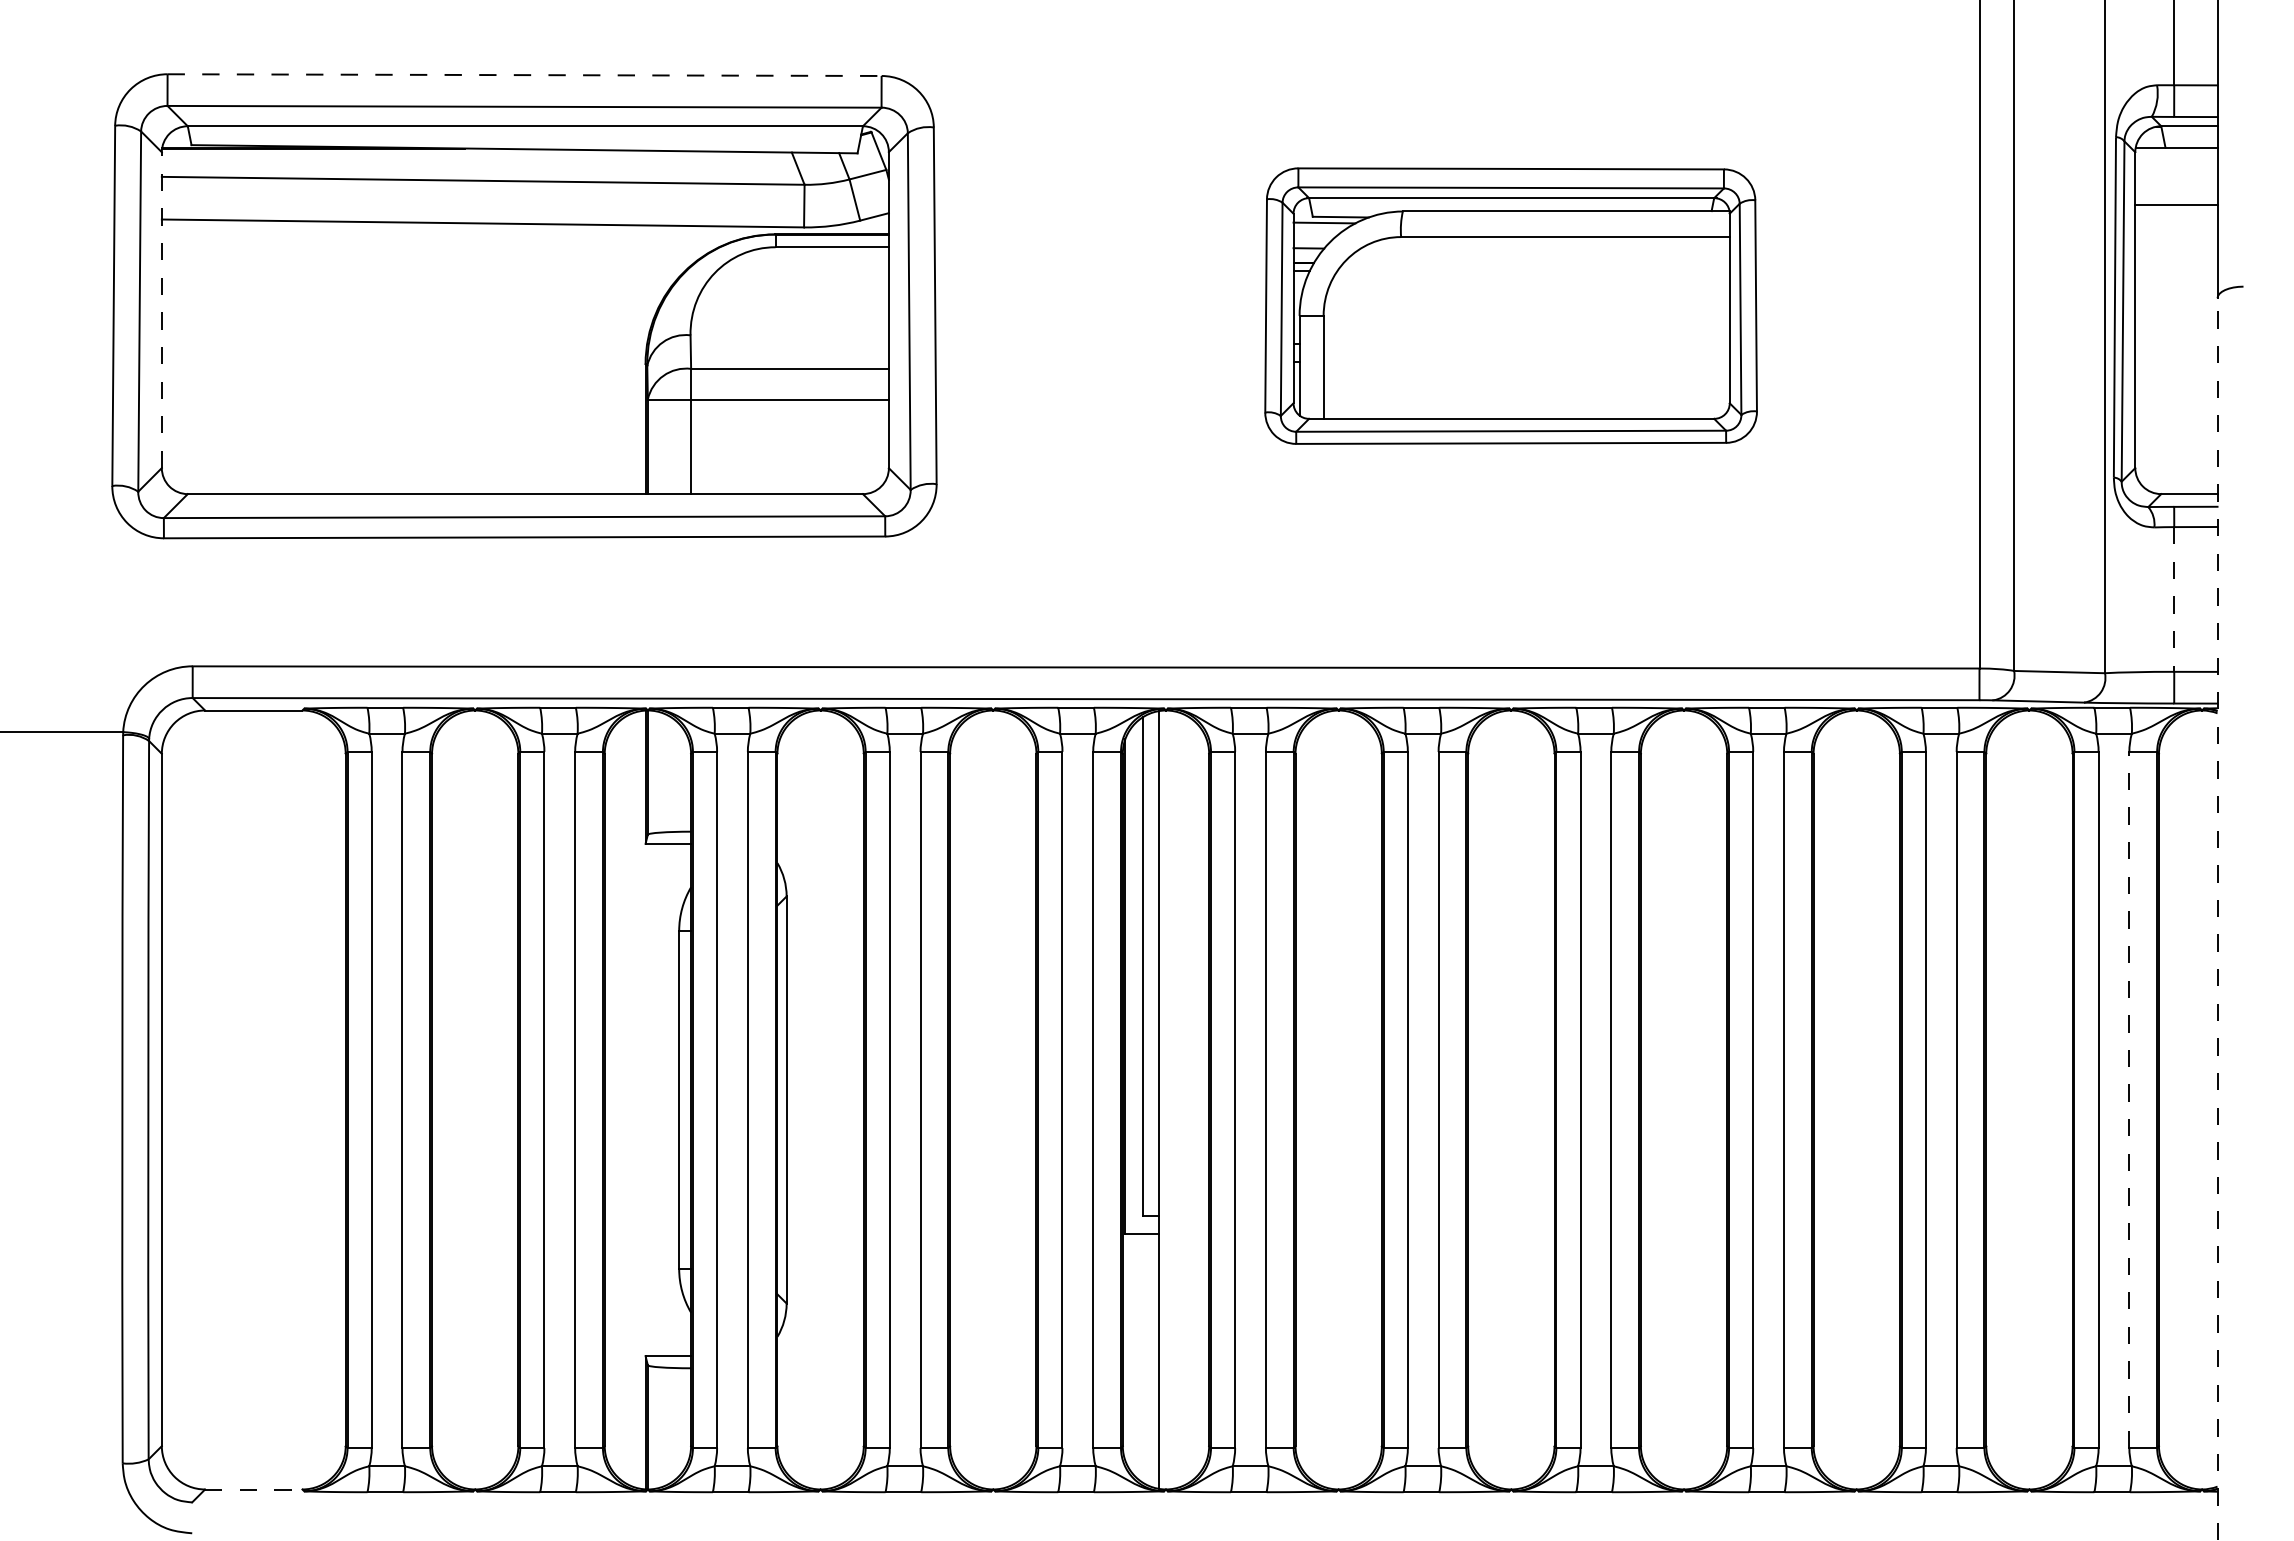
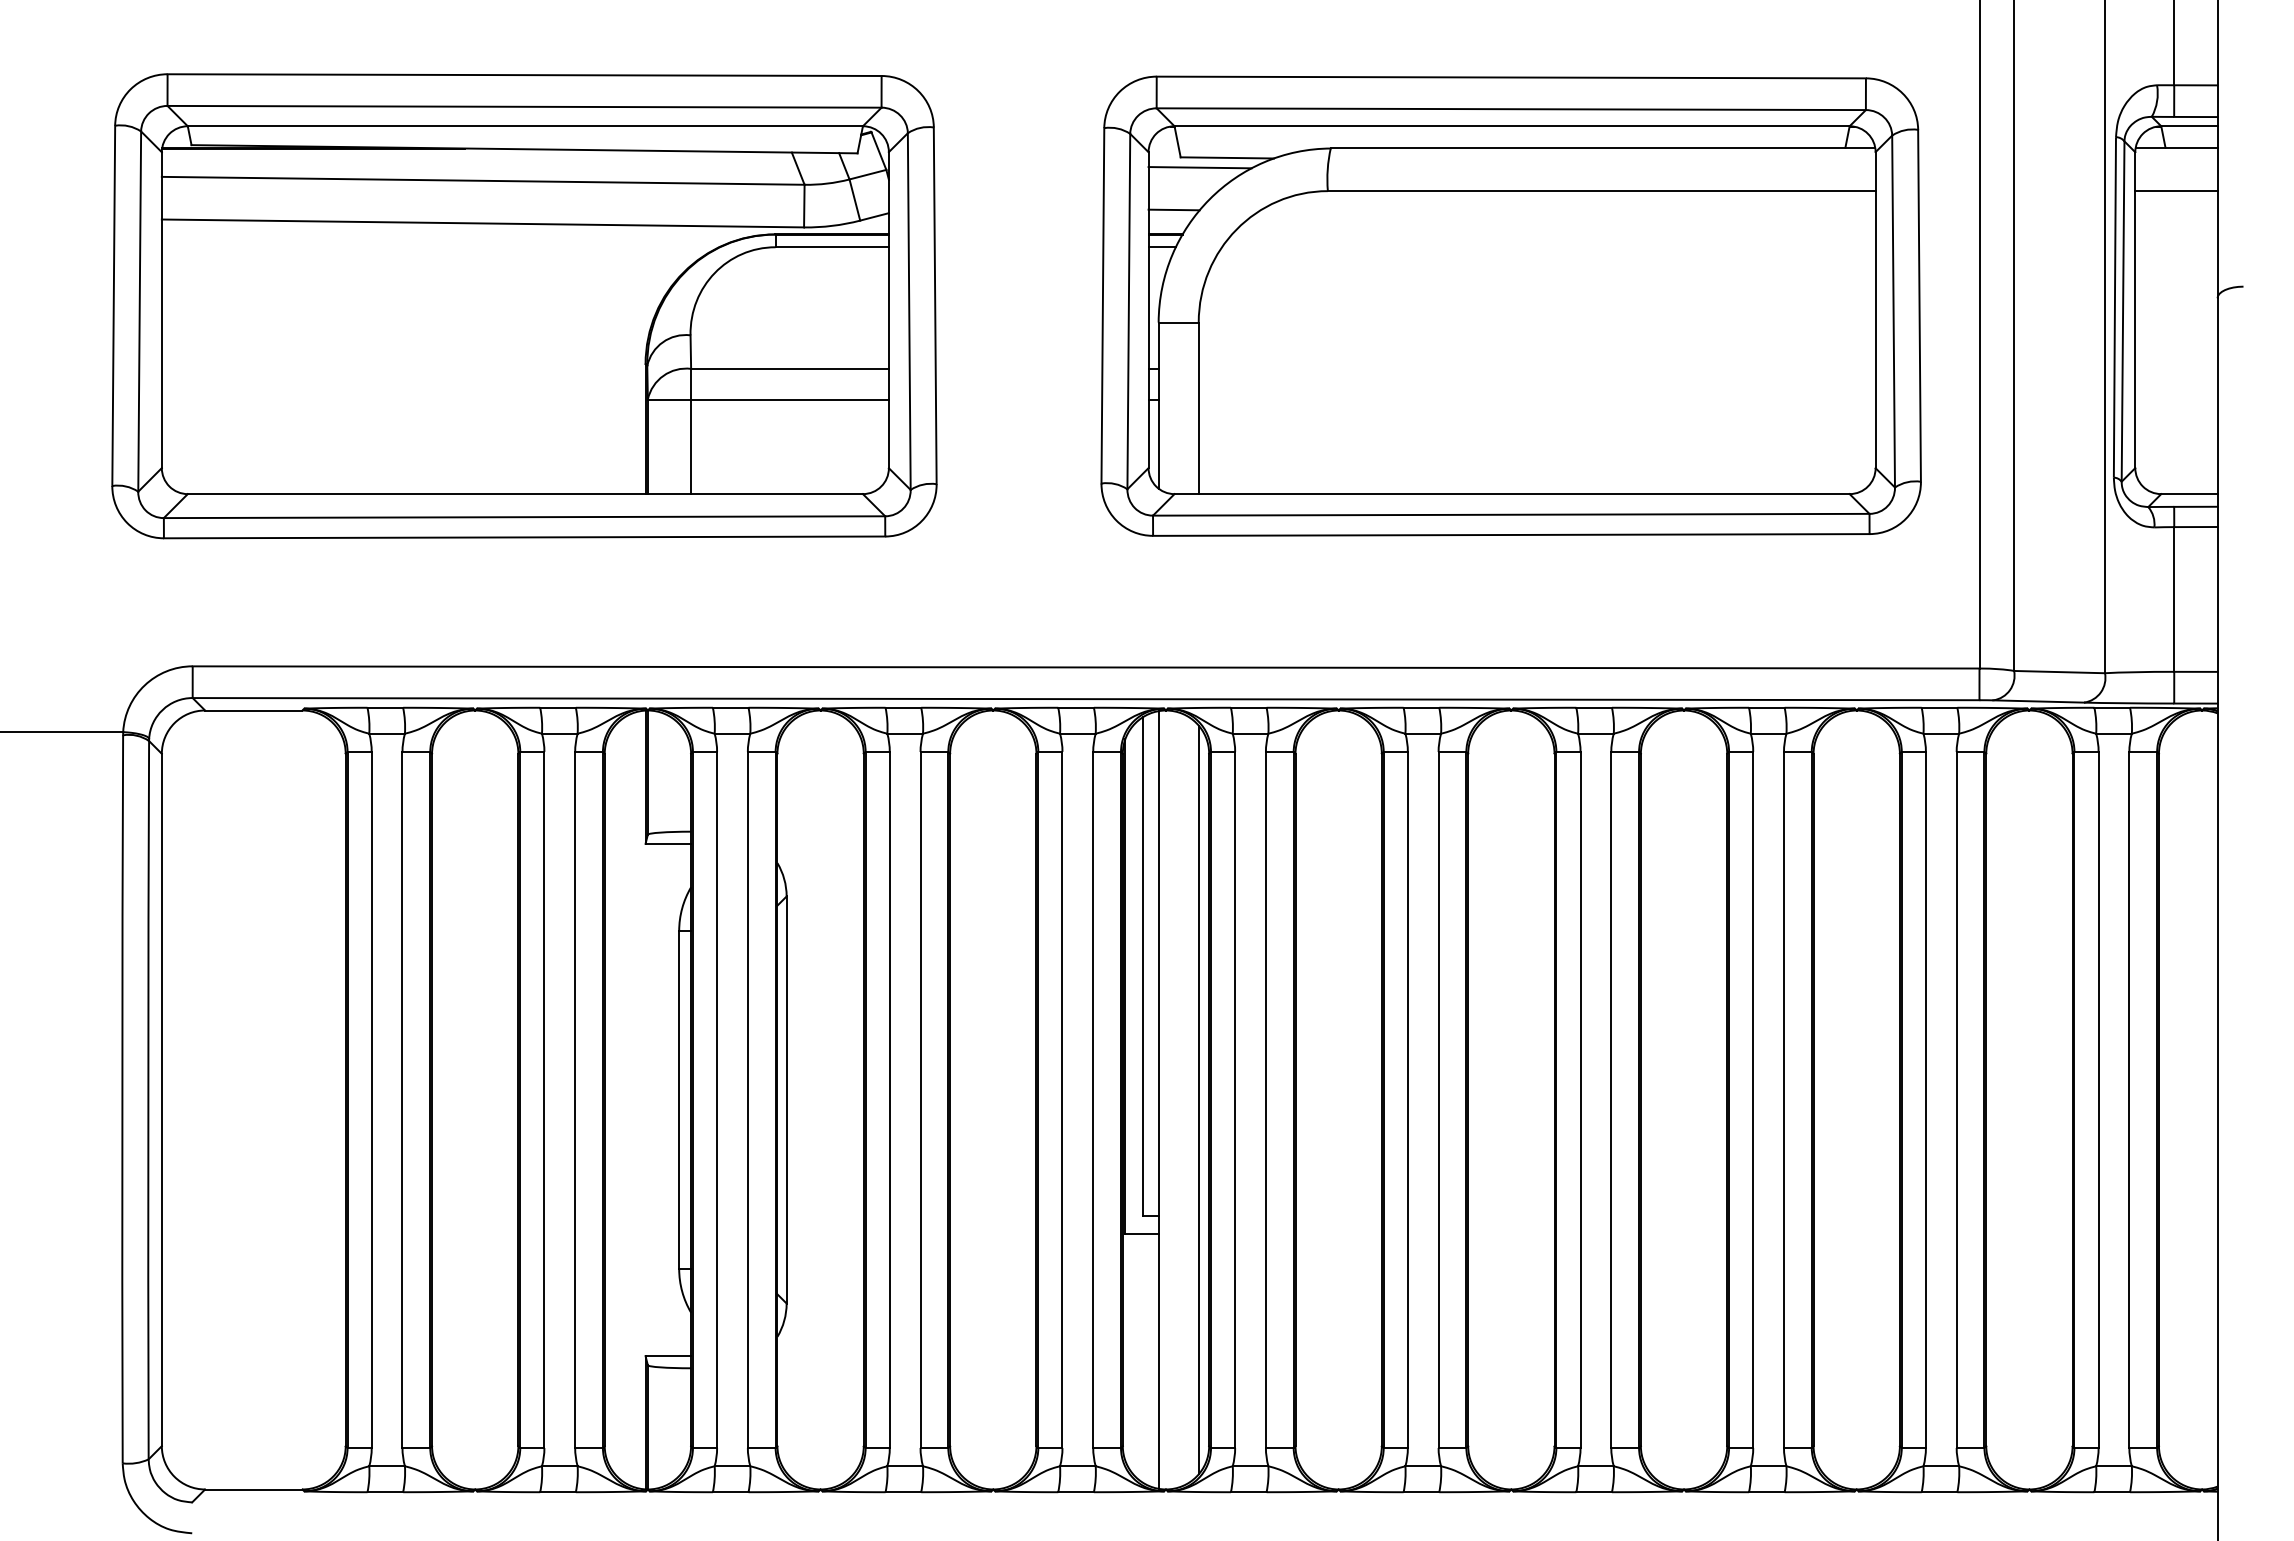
line: dashed -> solid (525, 75)
line position: (2176, 205) -> (2176, 191) (2176, 191)
part size: 494x278 px -> 822x462 px (1510, 305)
line: dashed -> solid (161, 310)
line: dashed -> solid (2174, 599)
line: dashed -> solid (2217, 919)
line: none -> present (1198, 1099)
line: dashed -> solid (2129, 1100)
line: dashed -> solid (253, 1489)
